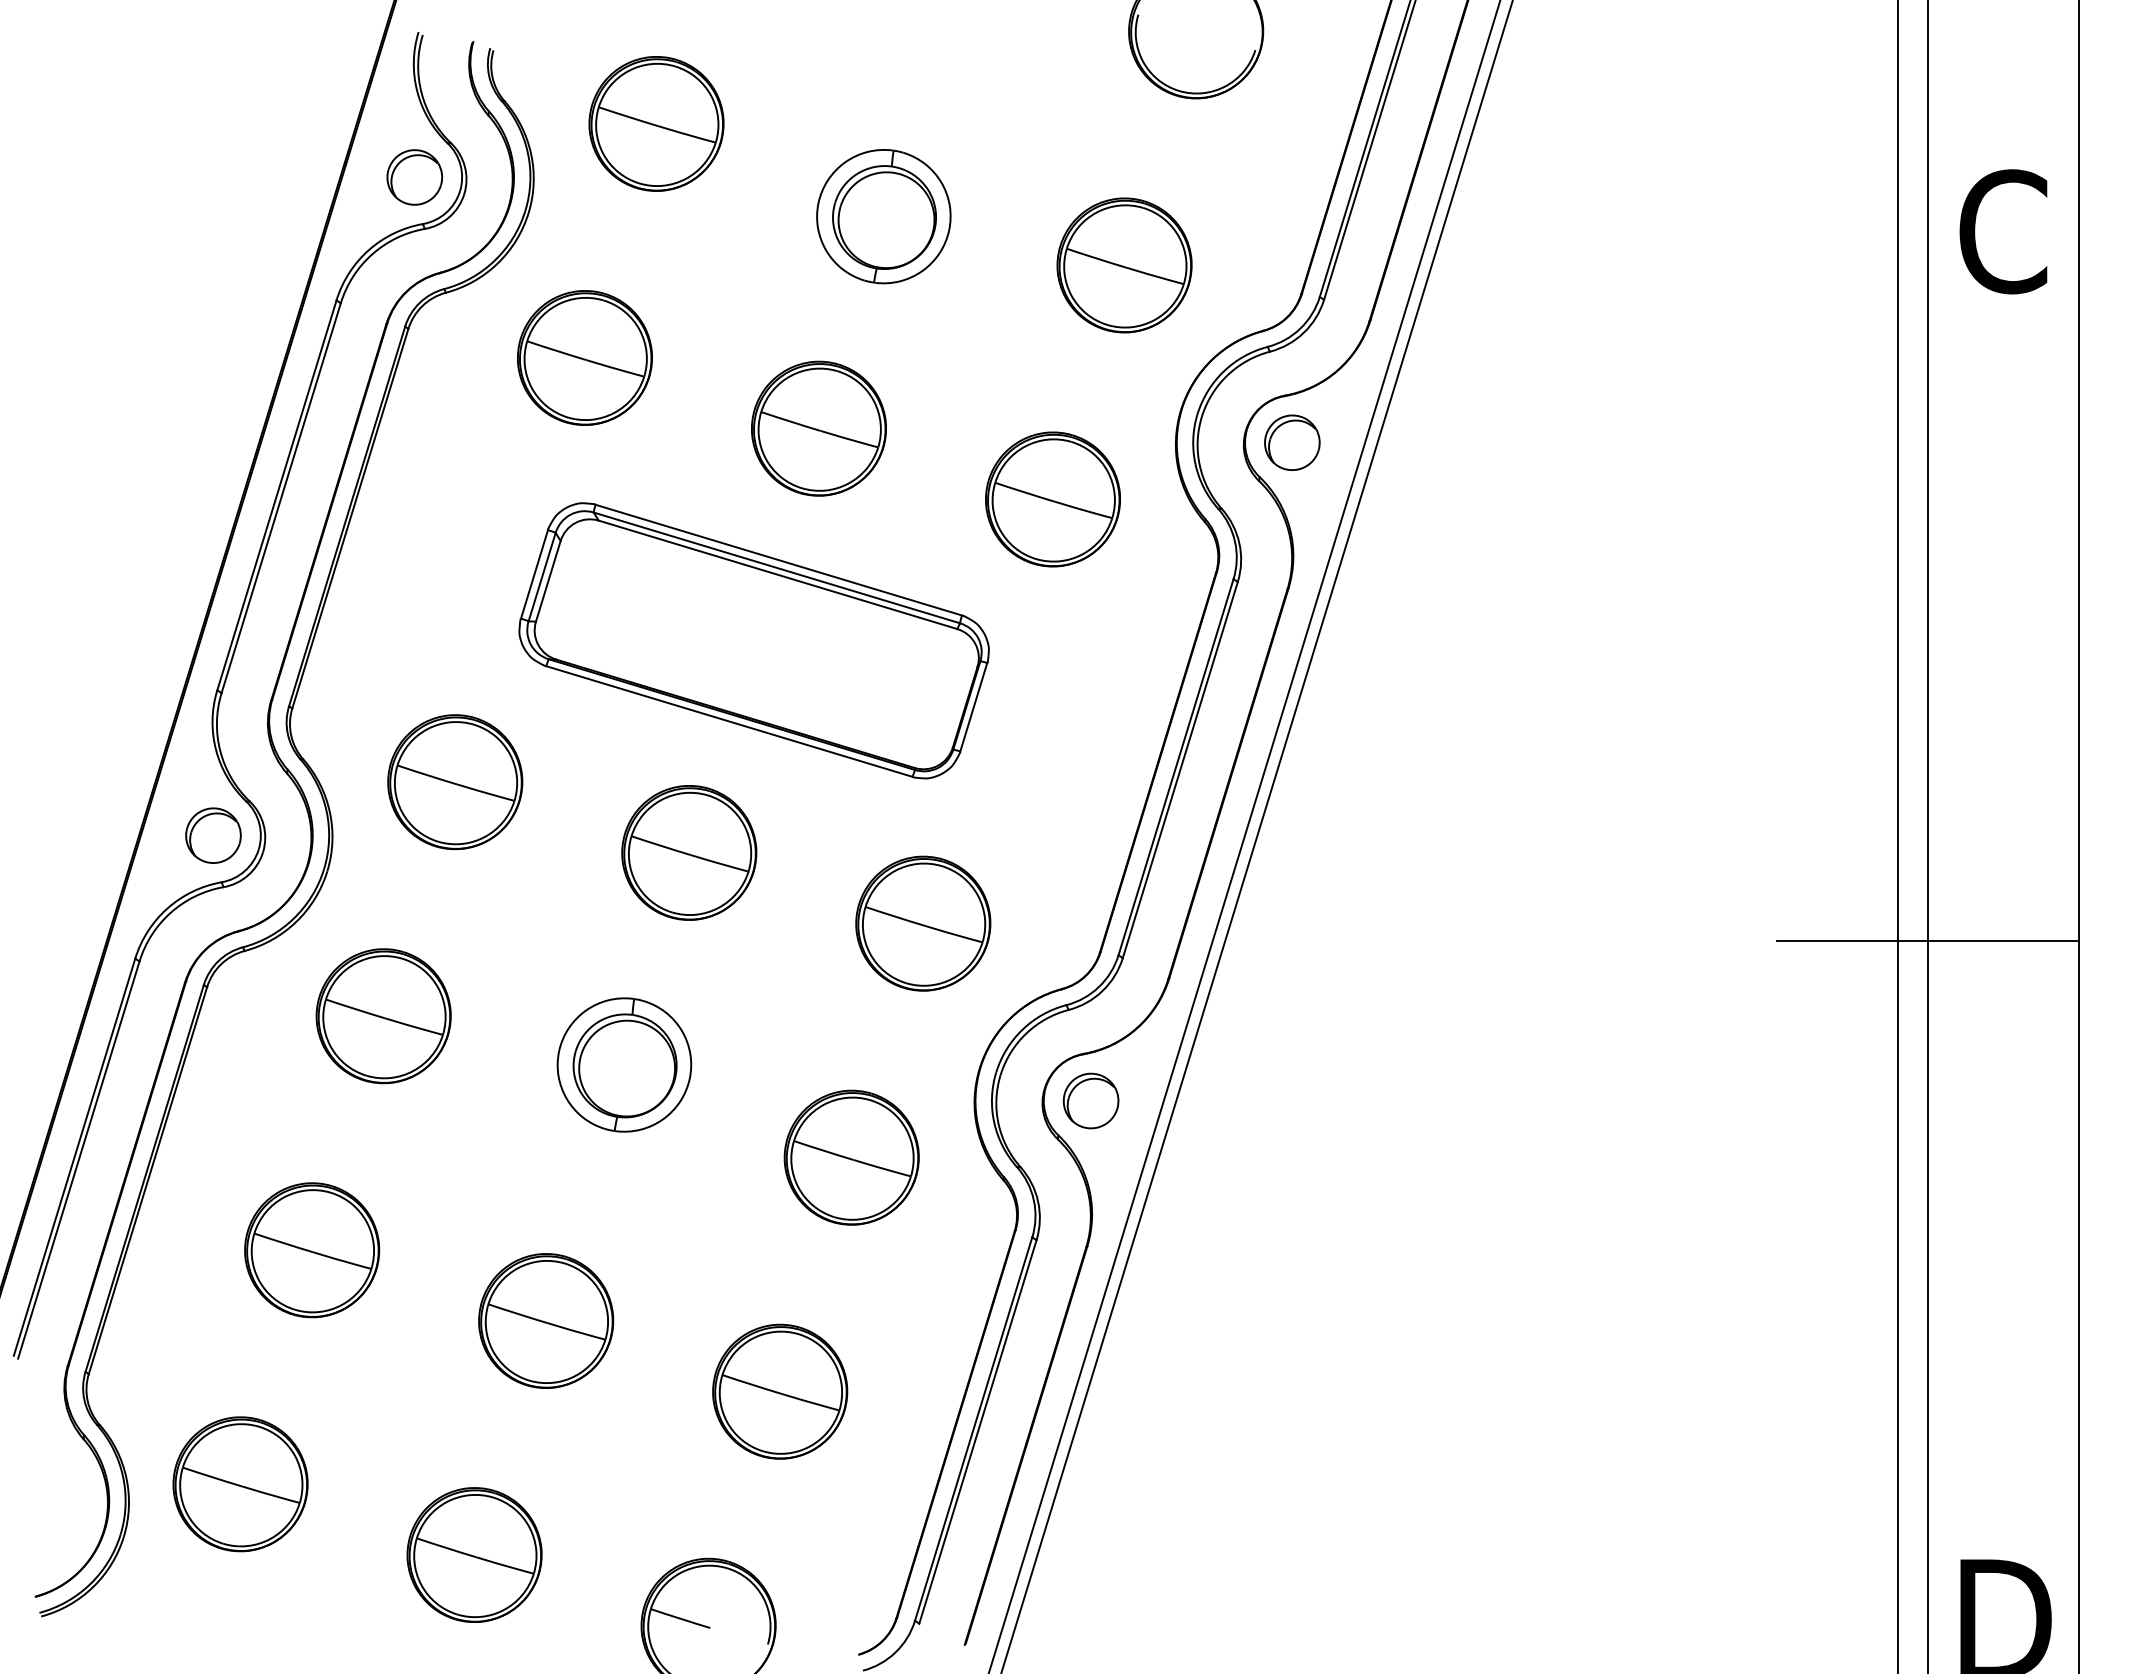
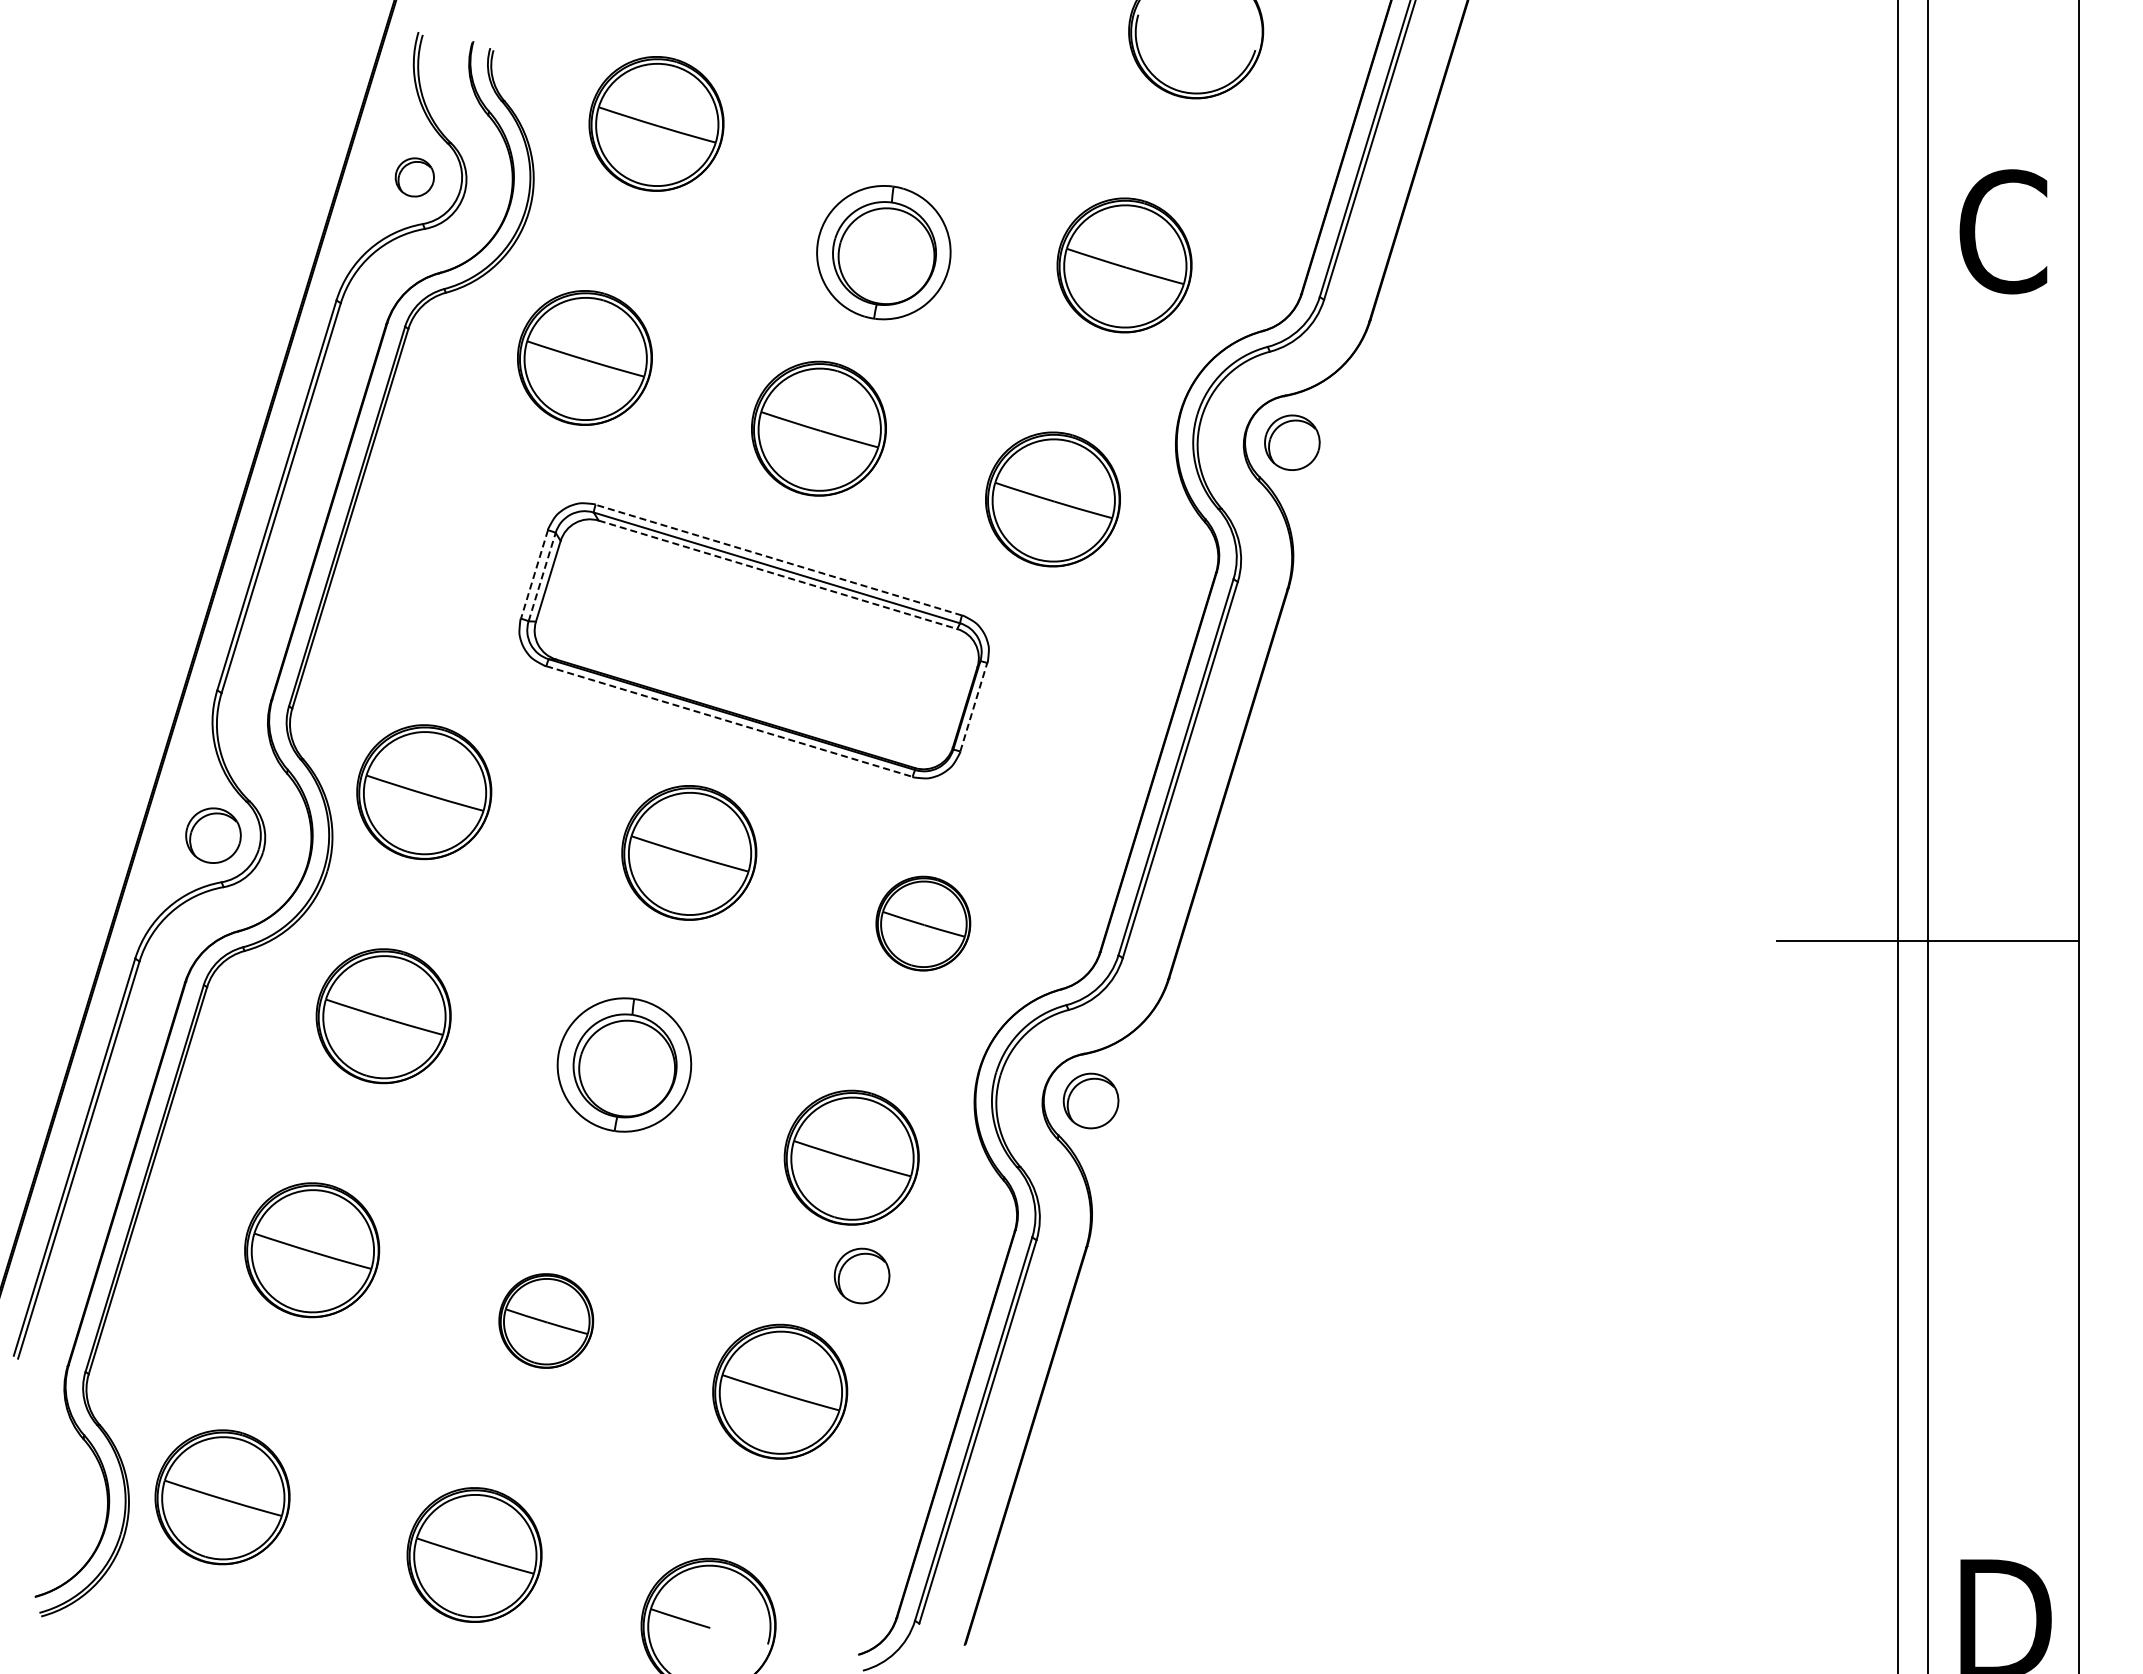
part size: 58x57 px -> 41x41 px (414, 177)
part position: (883, 216) -> (883, 252) (883, 252)
line: solid -> dashed (778, 560)
line: solid -> dashed (534, 574)
line: solid -> dashed (778, 574)
line: solid -> dashed (542, 576)
line: solid -> dashed (973, 706)
line: solid -> dashed (729, 721)
part position: (455, 782) -> (424, 792) (424, 792)
line: present -> none (1244, 836)
line: present -> none (1257, 836)
part size: 137x137 px -> 97x97 px (923, 923)
part: none -> present (861, 1275)
part size: 137x136 px -> 97x96 px (546, 1320)
part position: (240, 1484) -> (222, 1497) (222, 1497)
